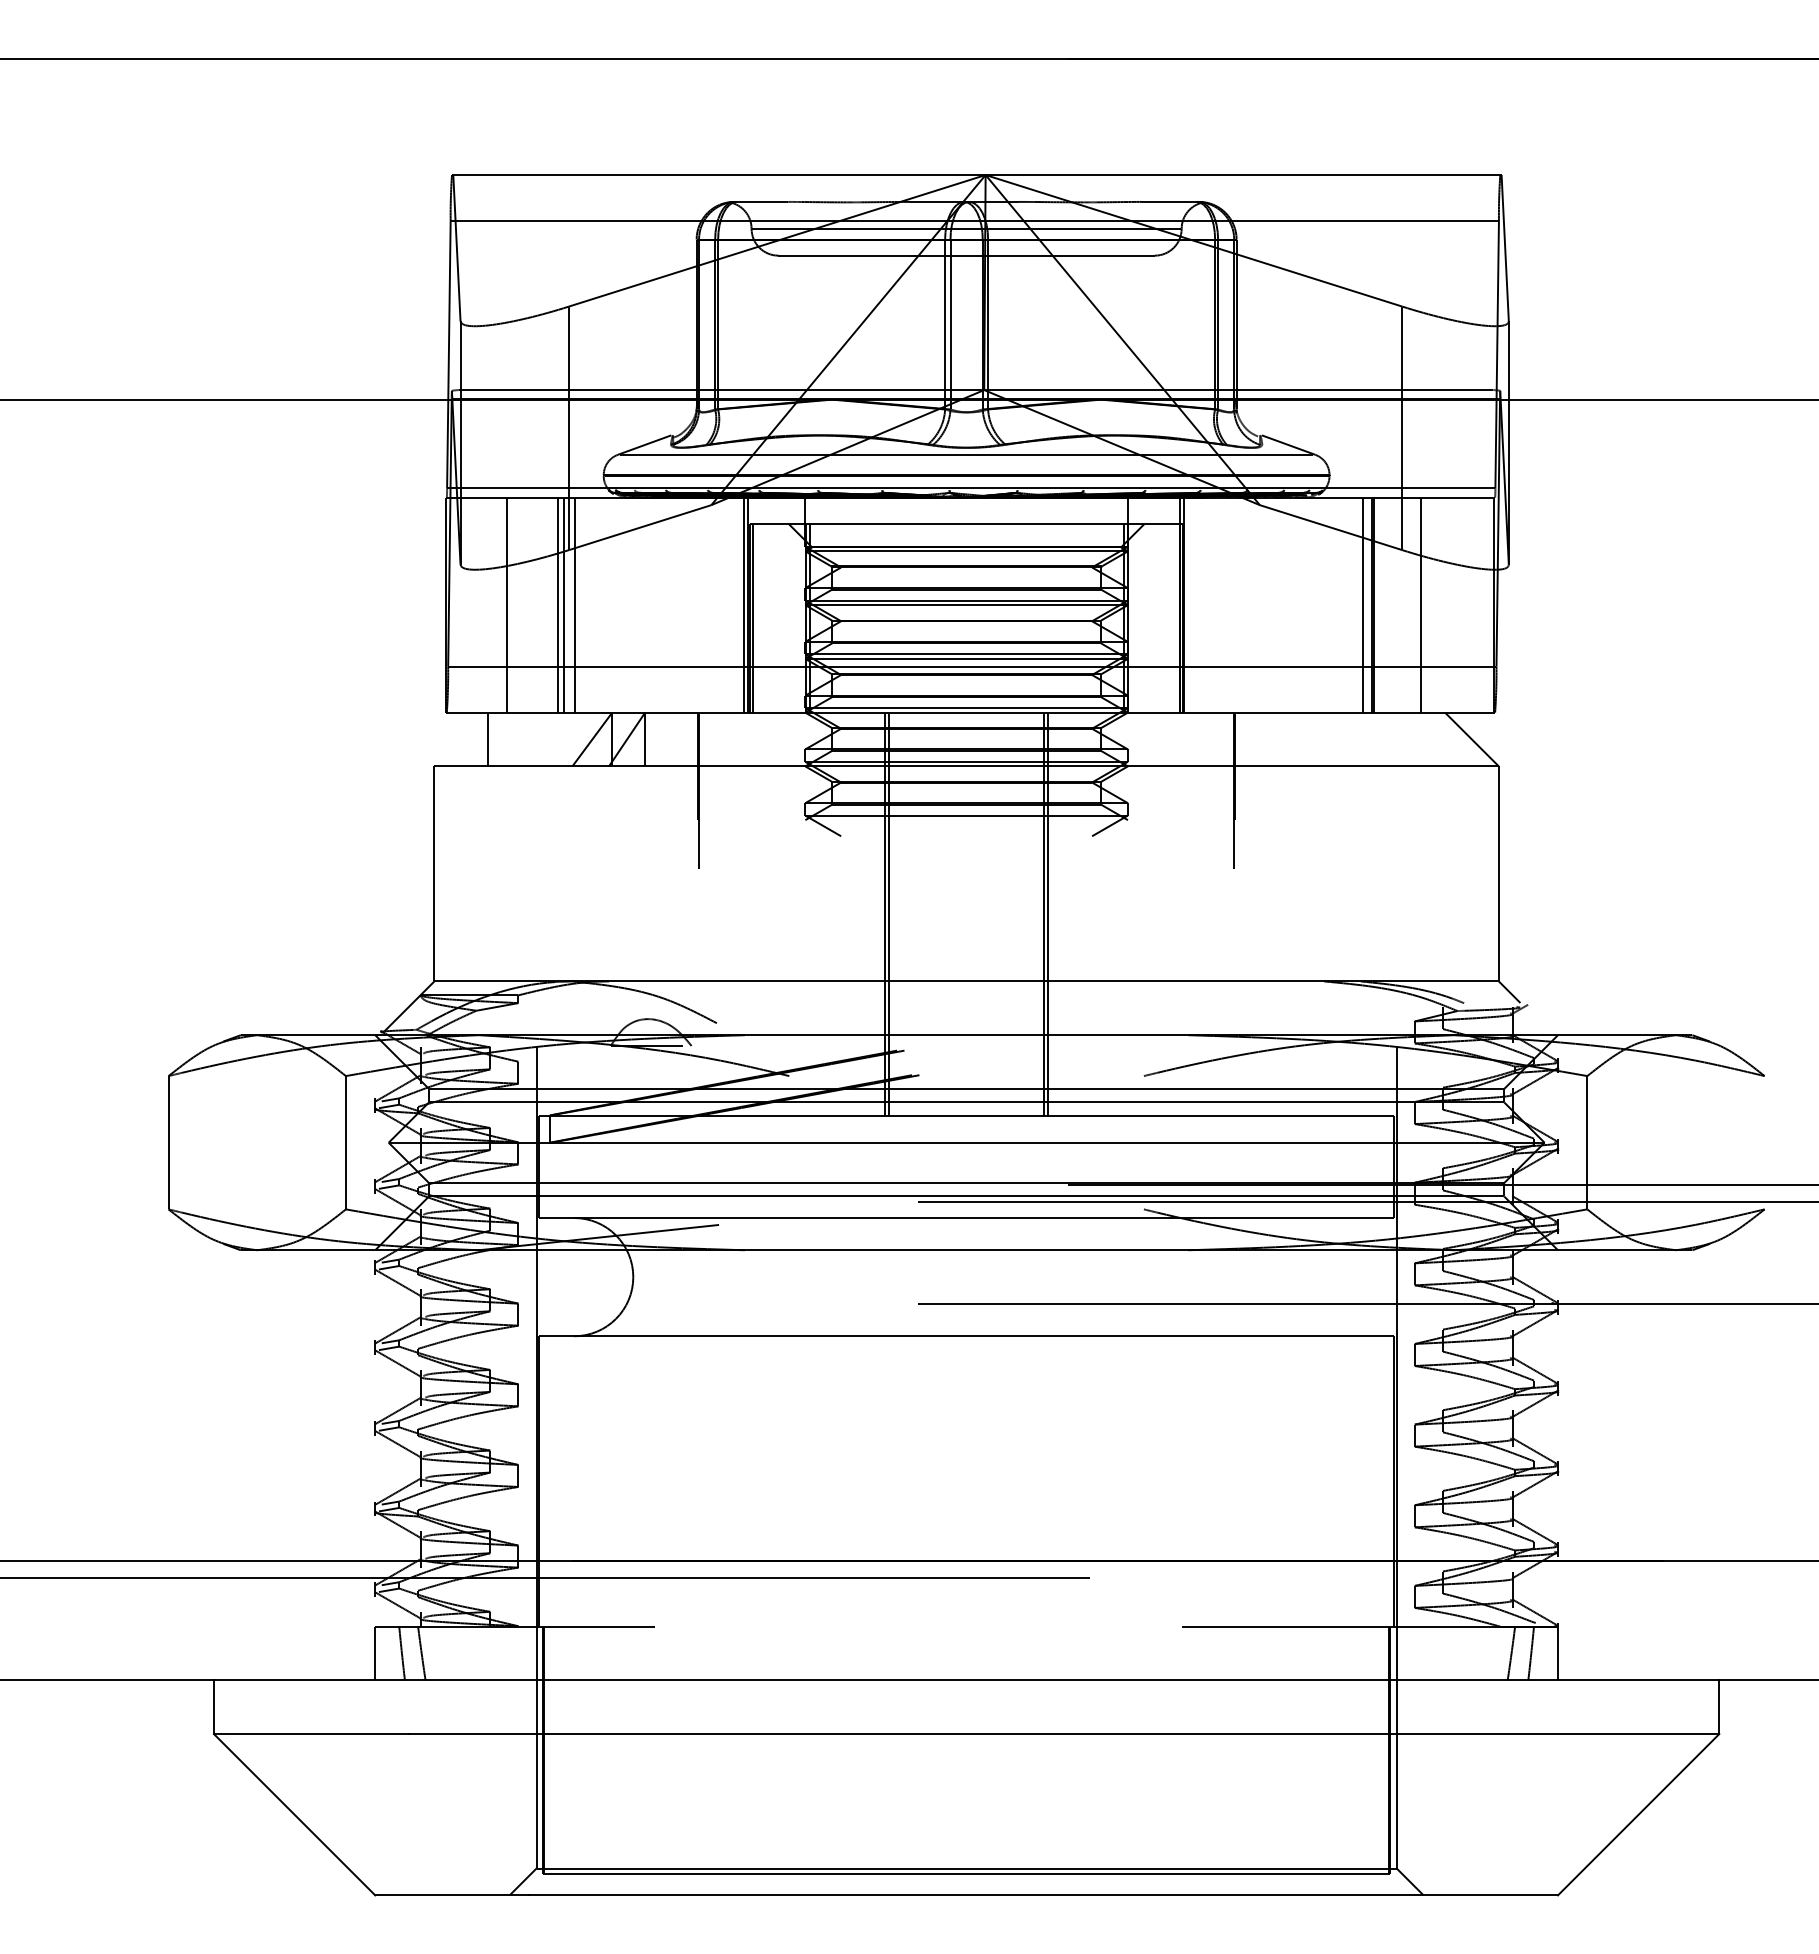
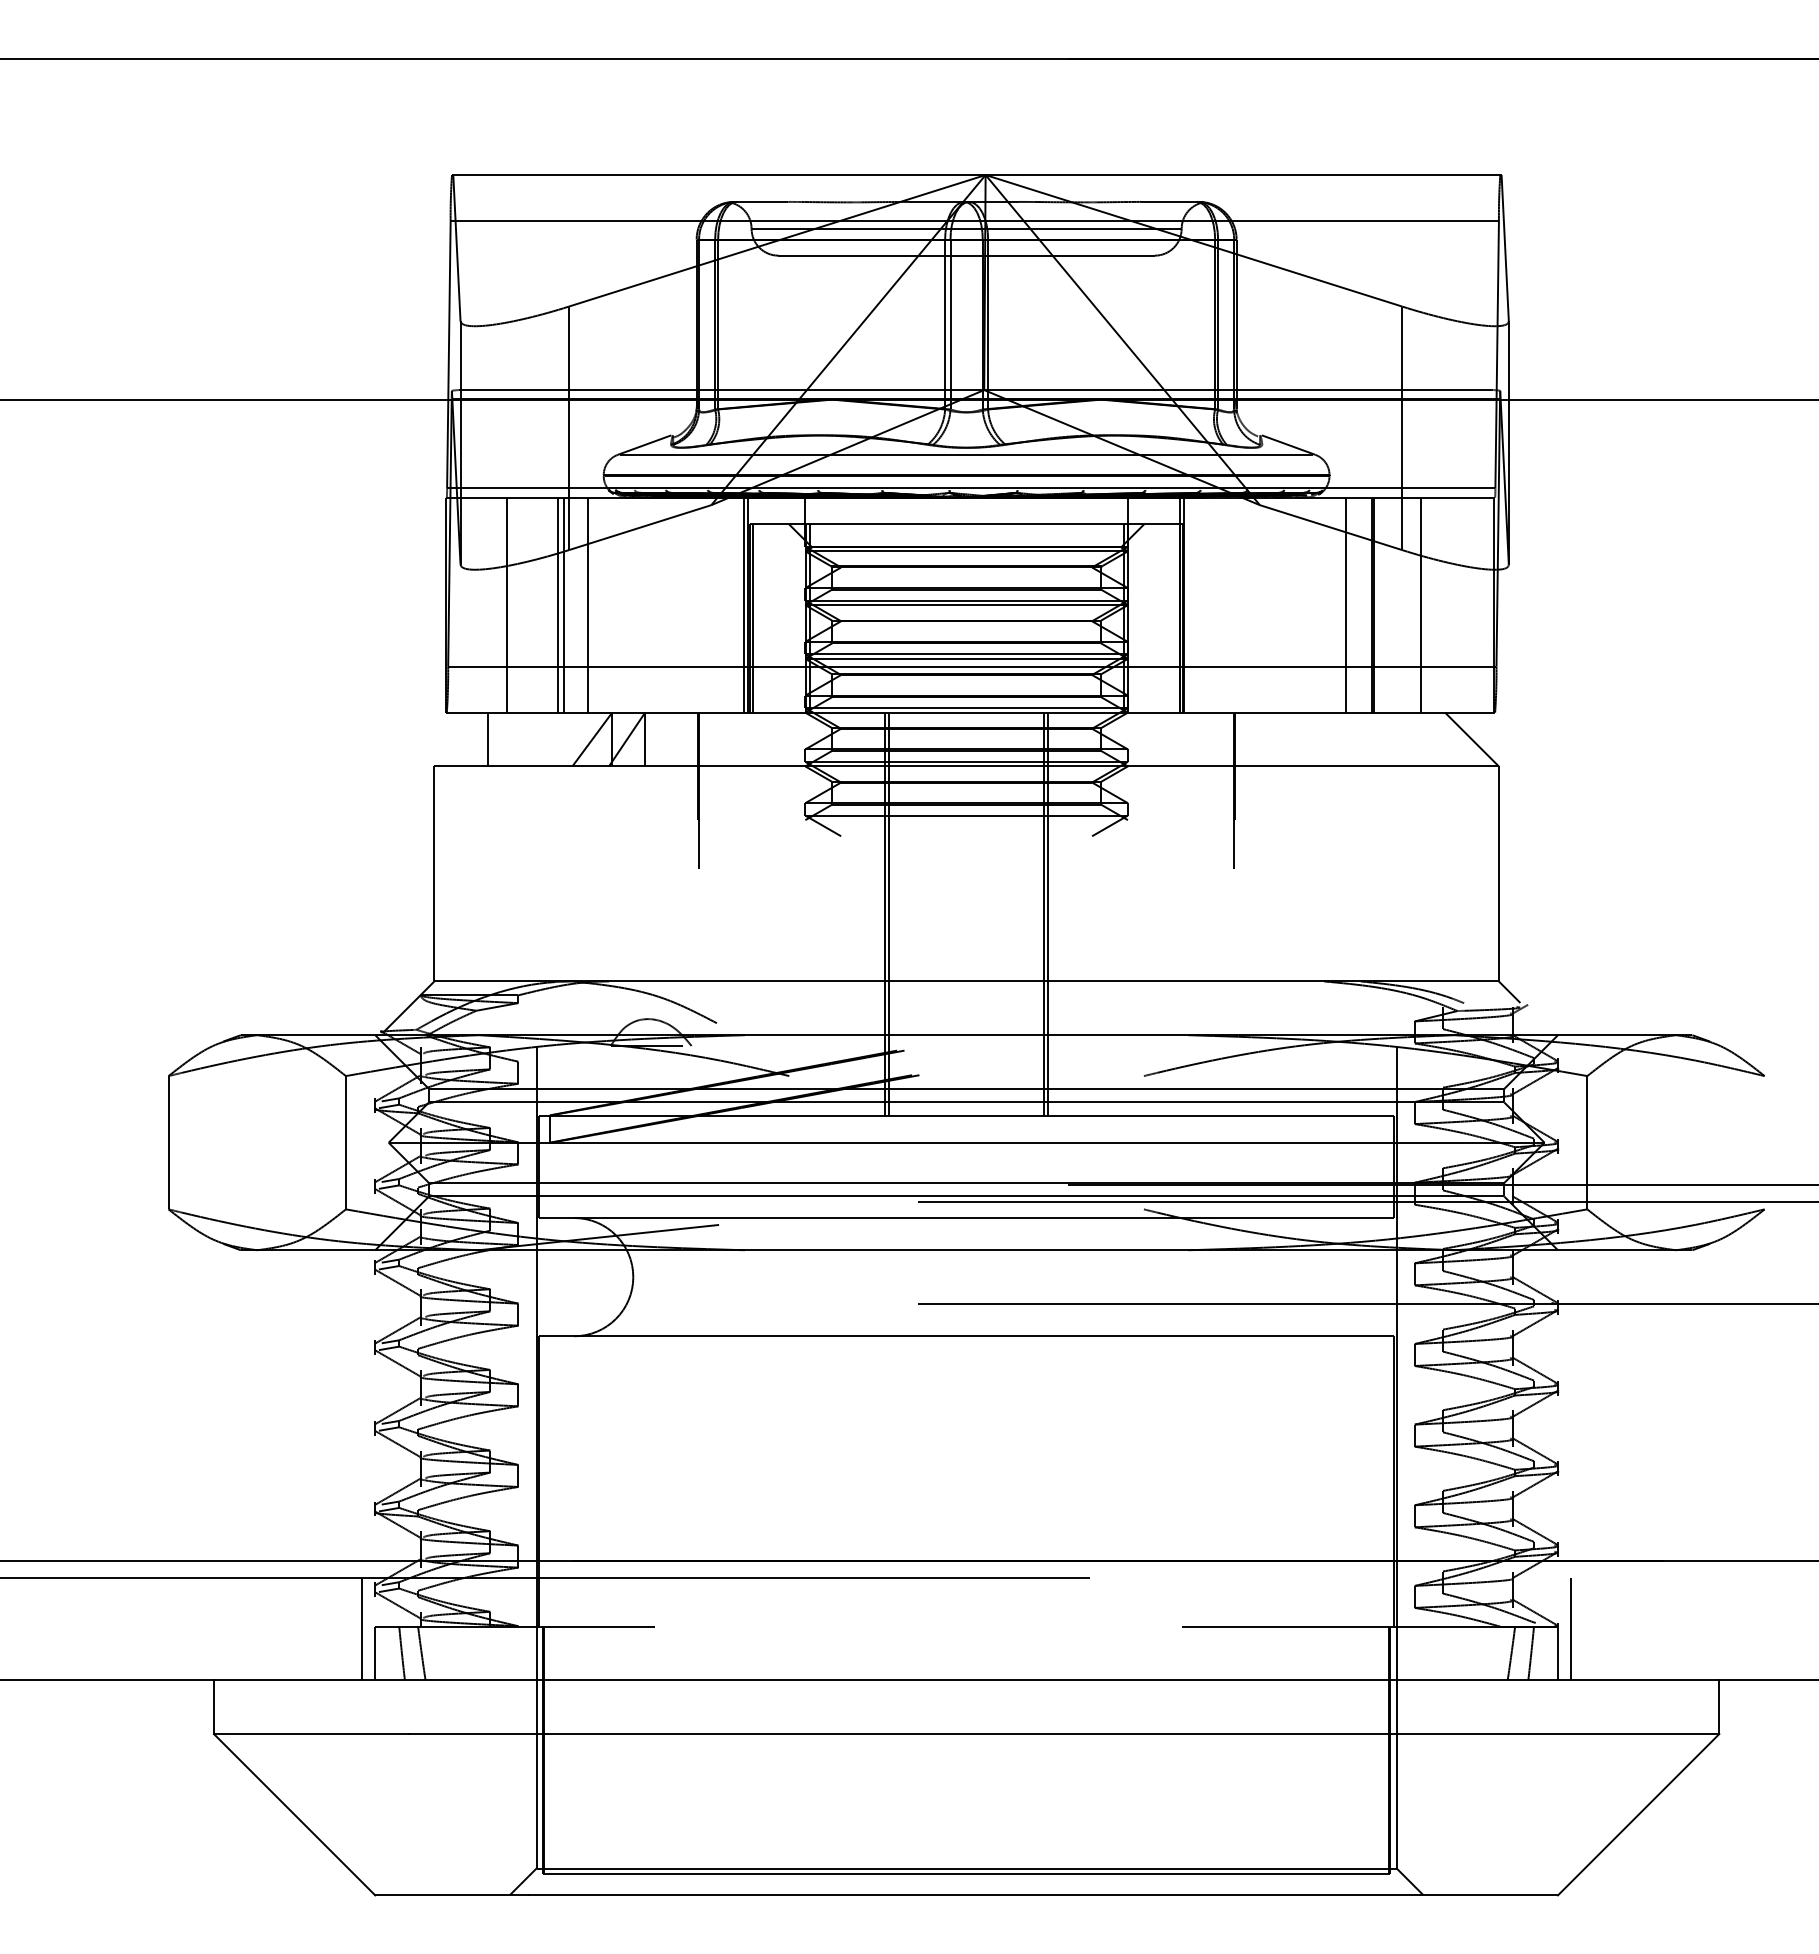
line position: (575, 604) -> (588, 604) (588, 604)
line position: (1362, 604) -> (1345, 604) (1345, 604)
line: none -> present (362, 1629)
line: none -> present (1570, 1629)
